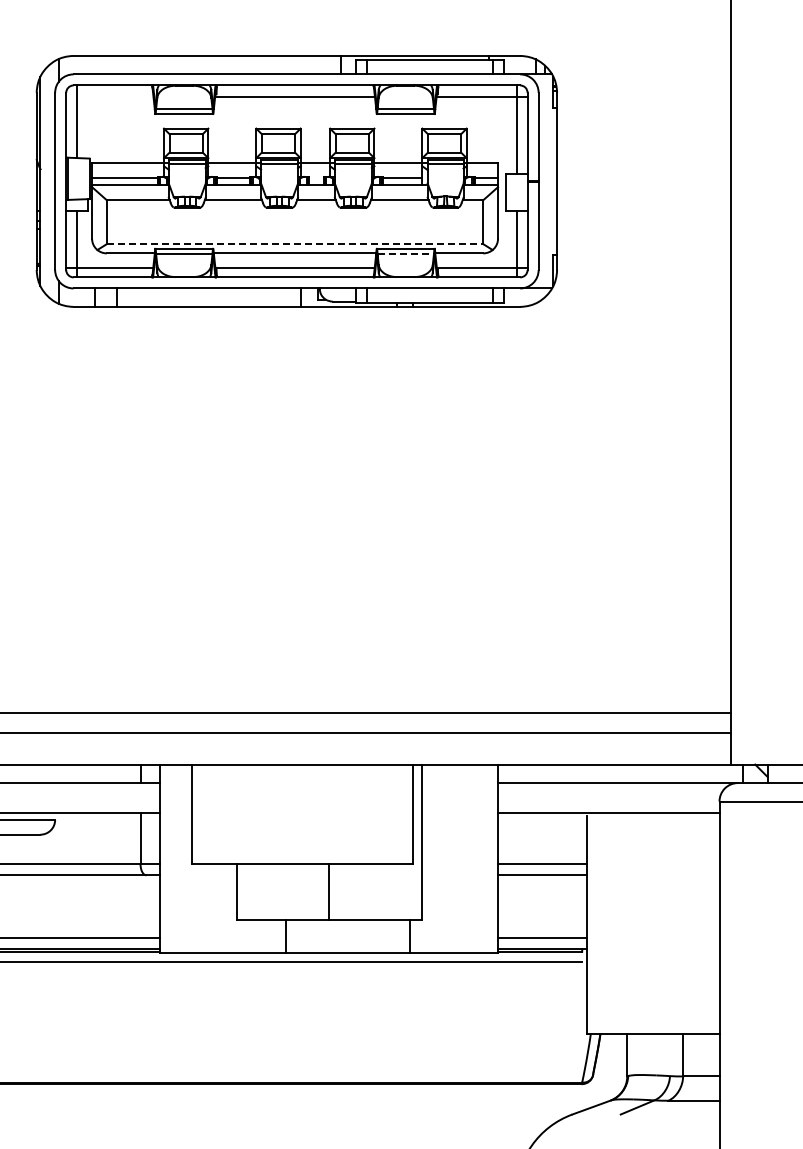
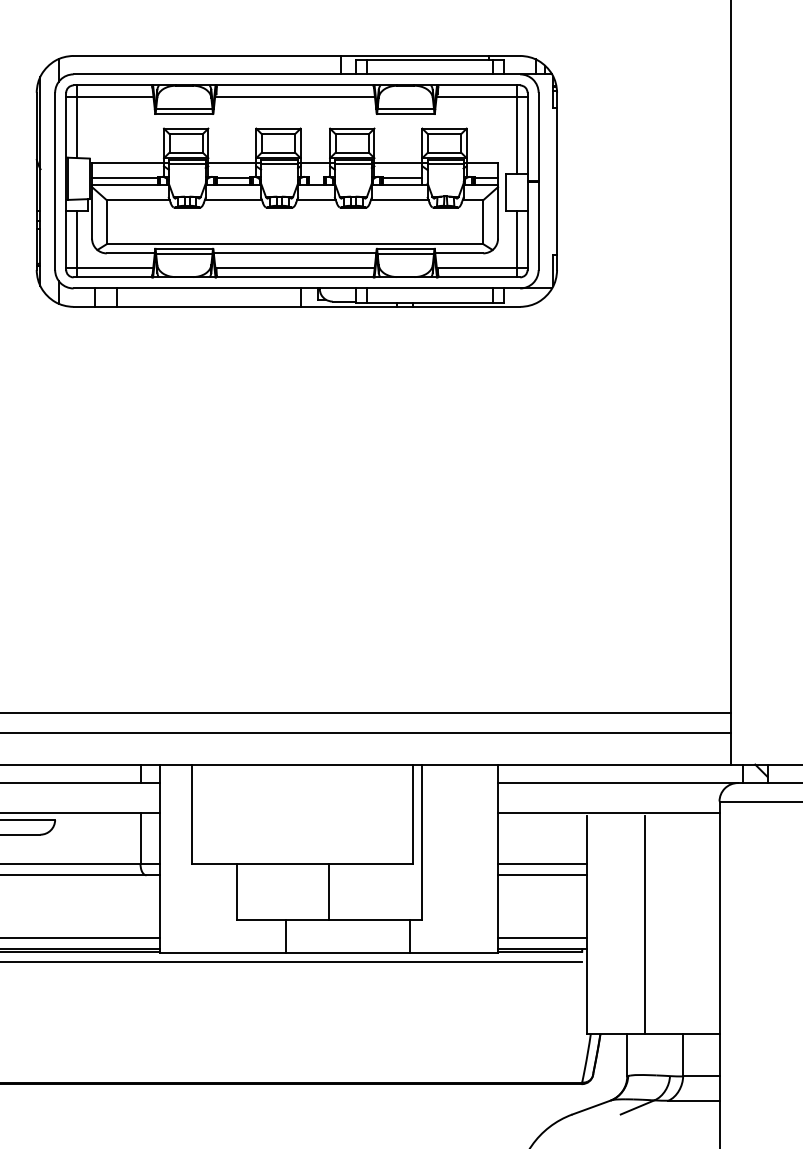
line: none -> present (109, 96)
line: dashed -> solid (295, 244)
line: dashed -> solid (406, 253)
line: none -> present (644, 925)
